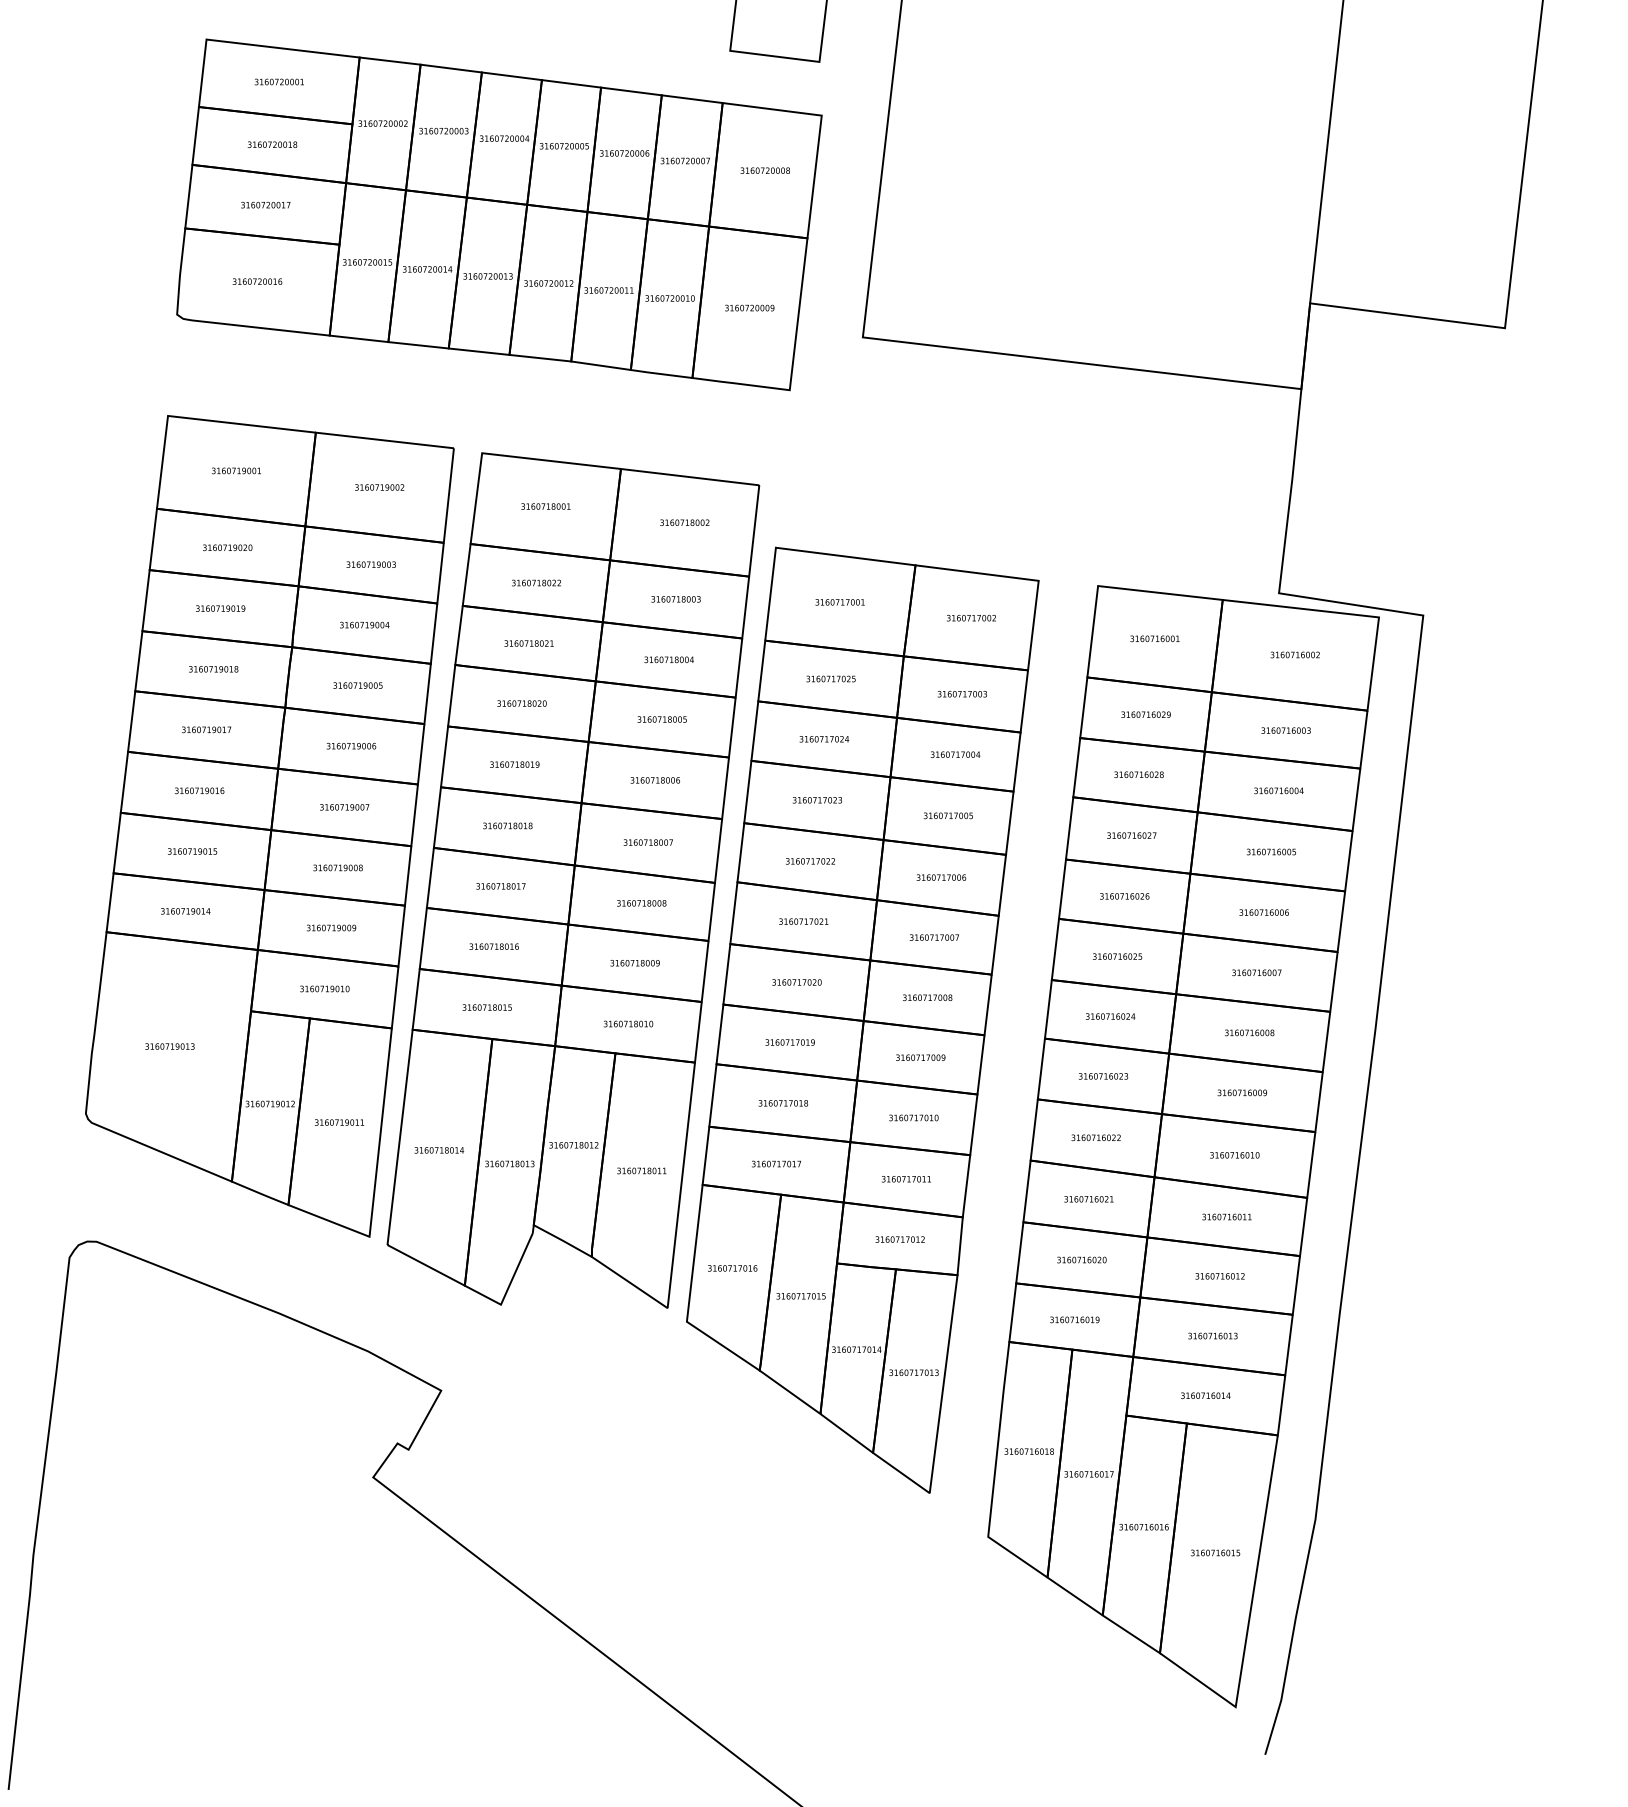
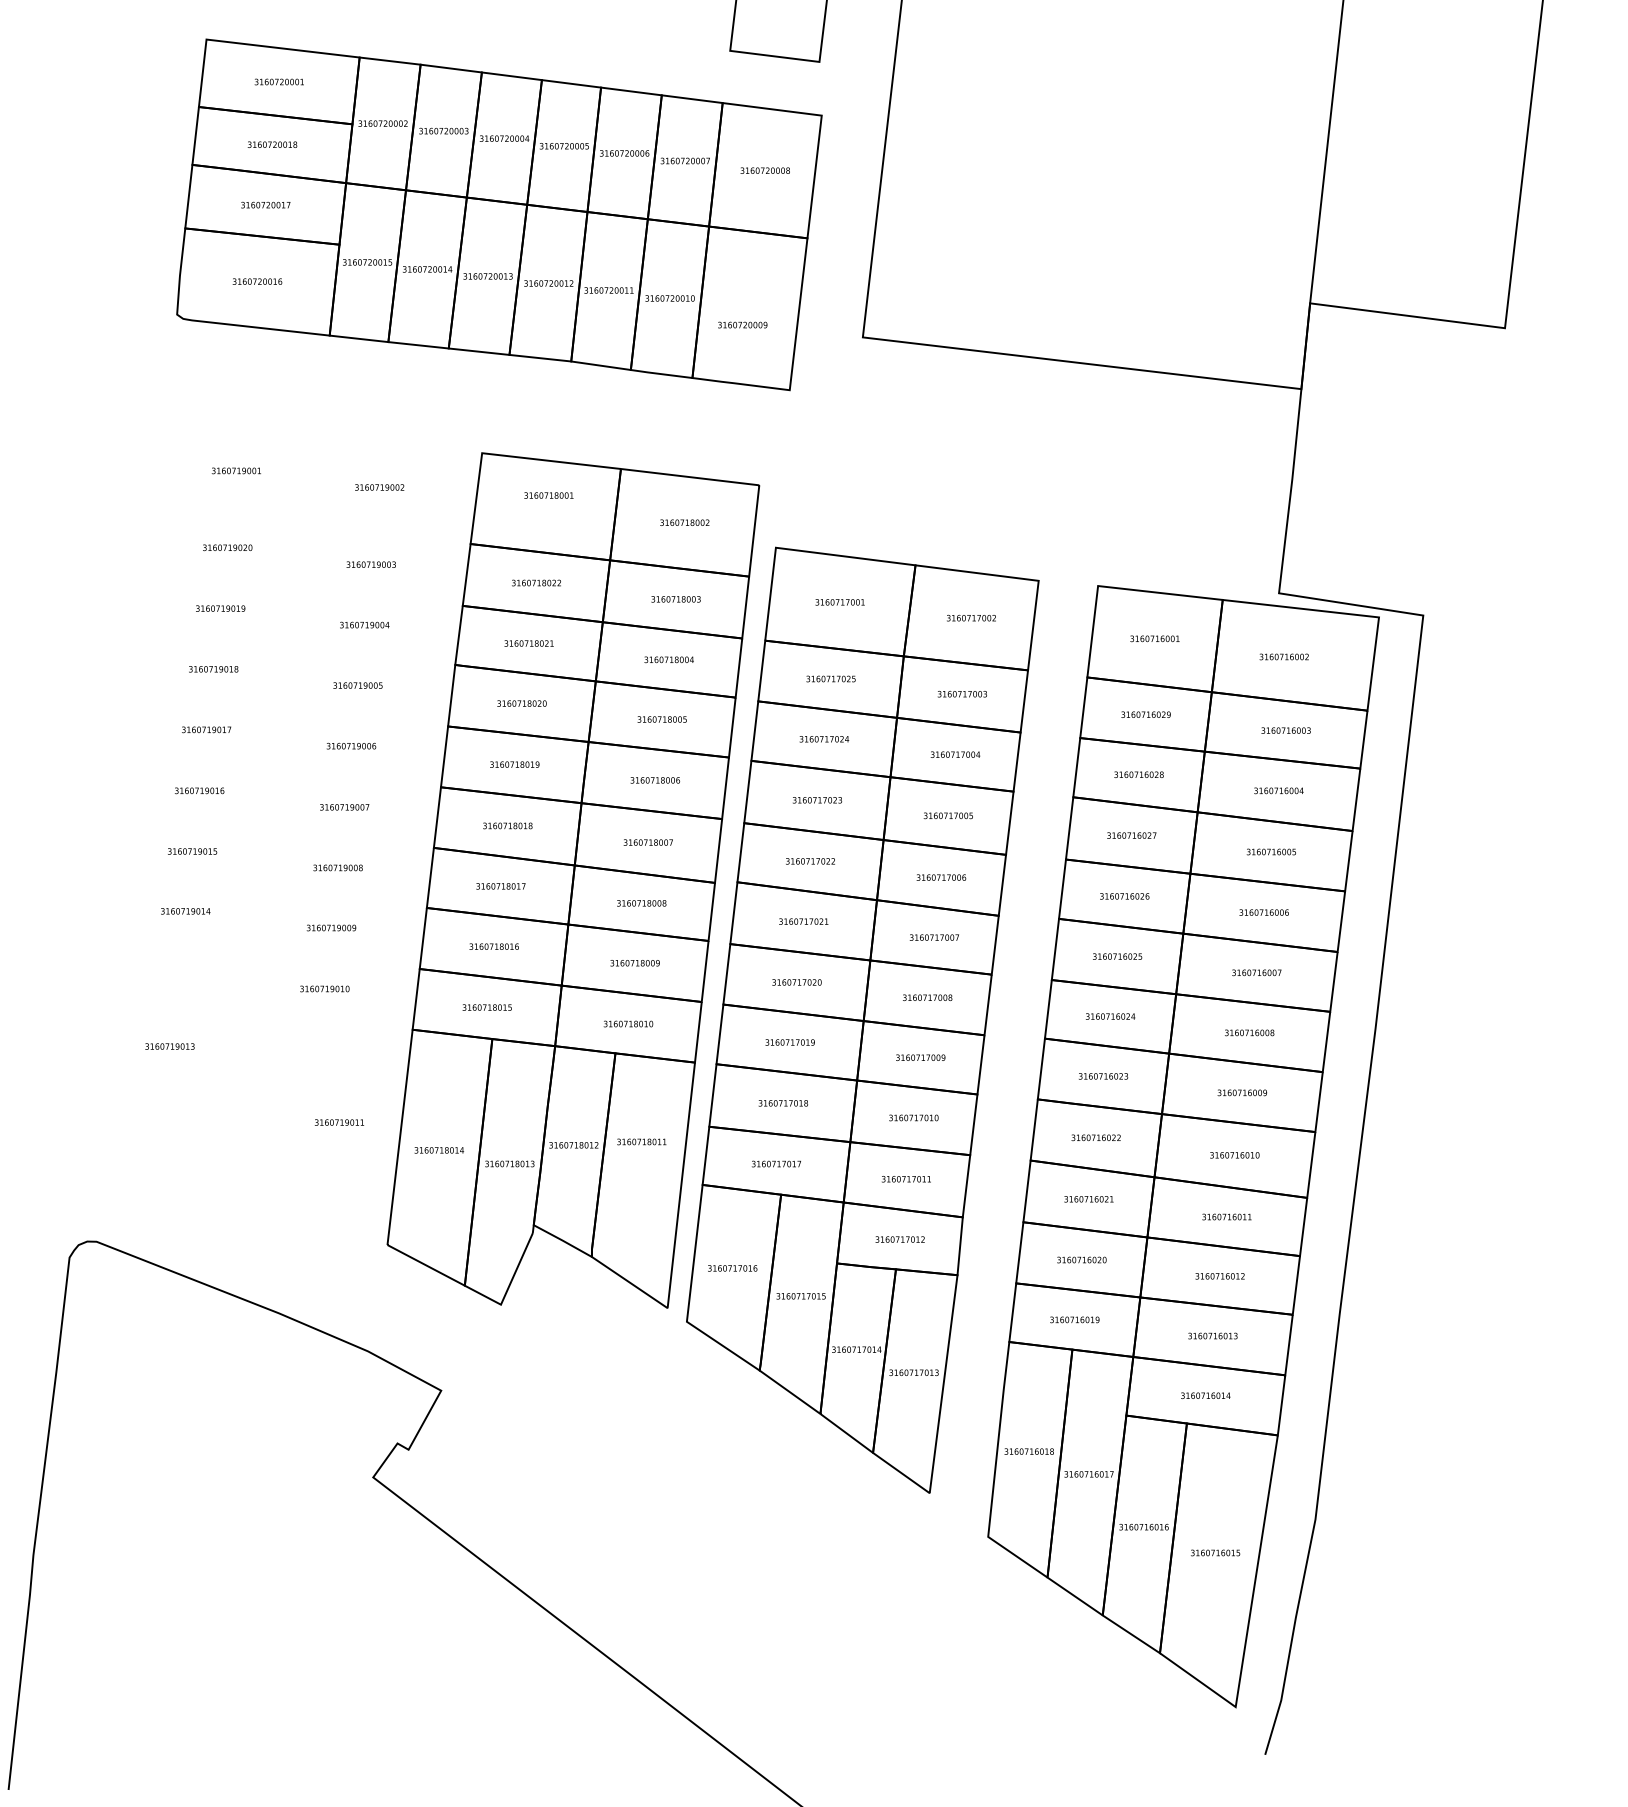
text position: (749, 307) -> (742, 324) (742, 324)
text position: (545, 506) -> (548, 495) (548, 495)
text position: (1294, 654) -> (1283, 656) (1283, 656)
part: present -> none (269, 826)
text position: (641, 1170) -> (641, 1141) (641, 1141)
